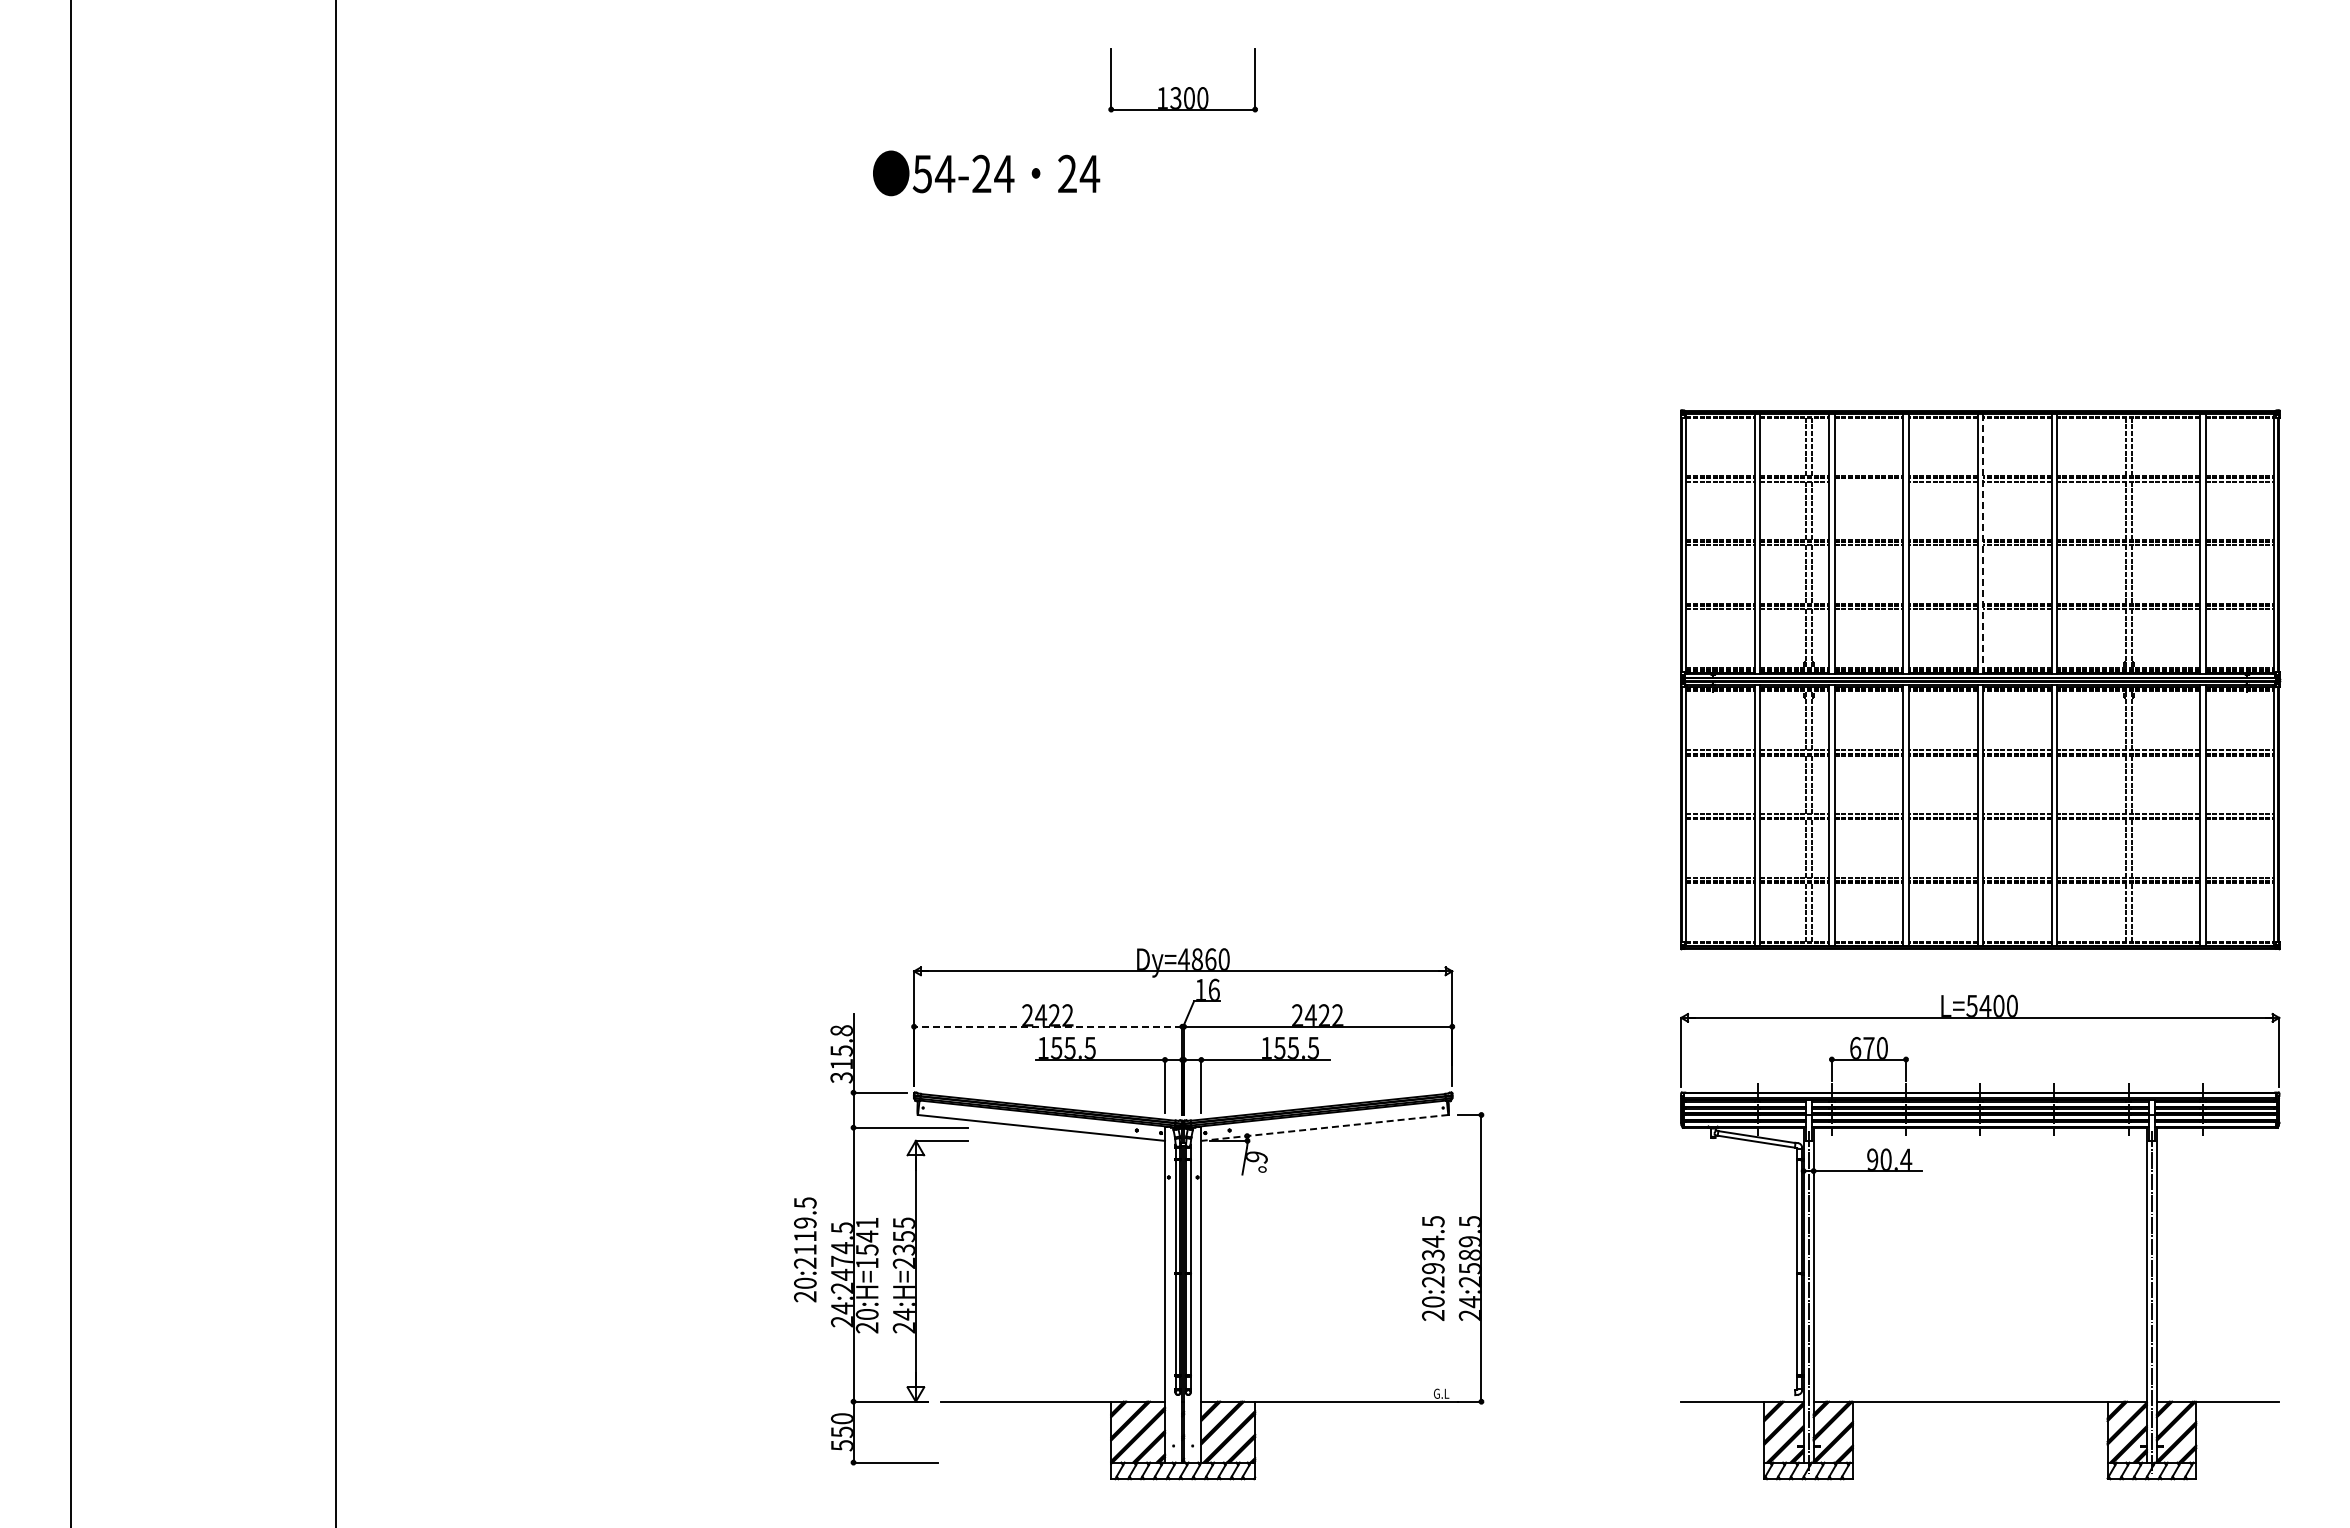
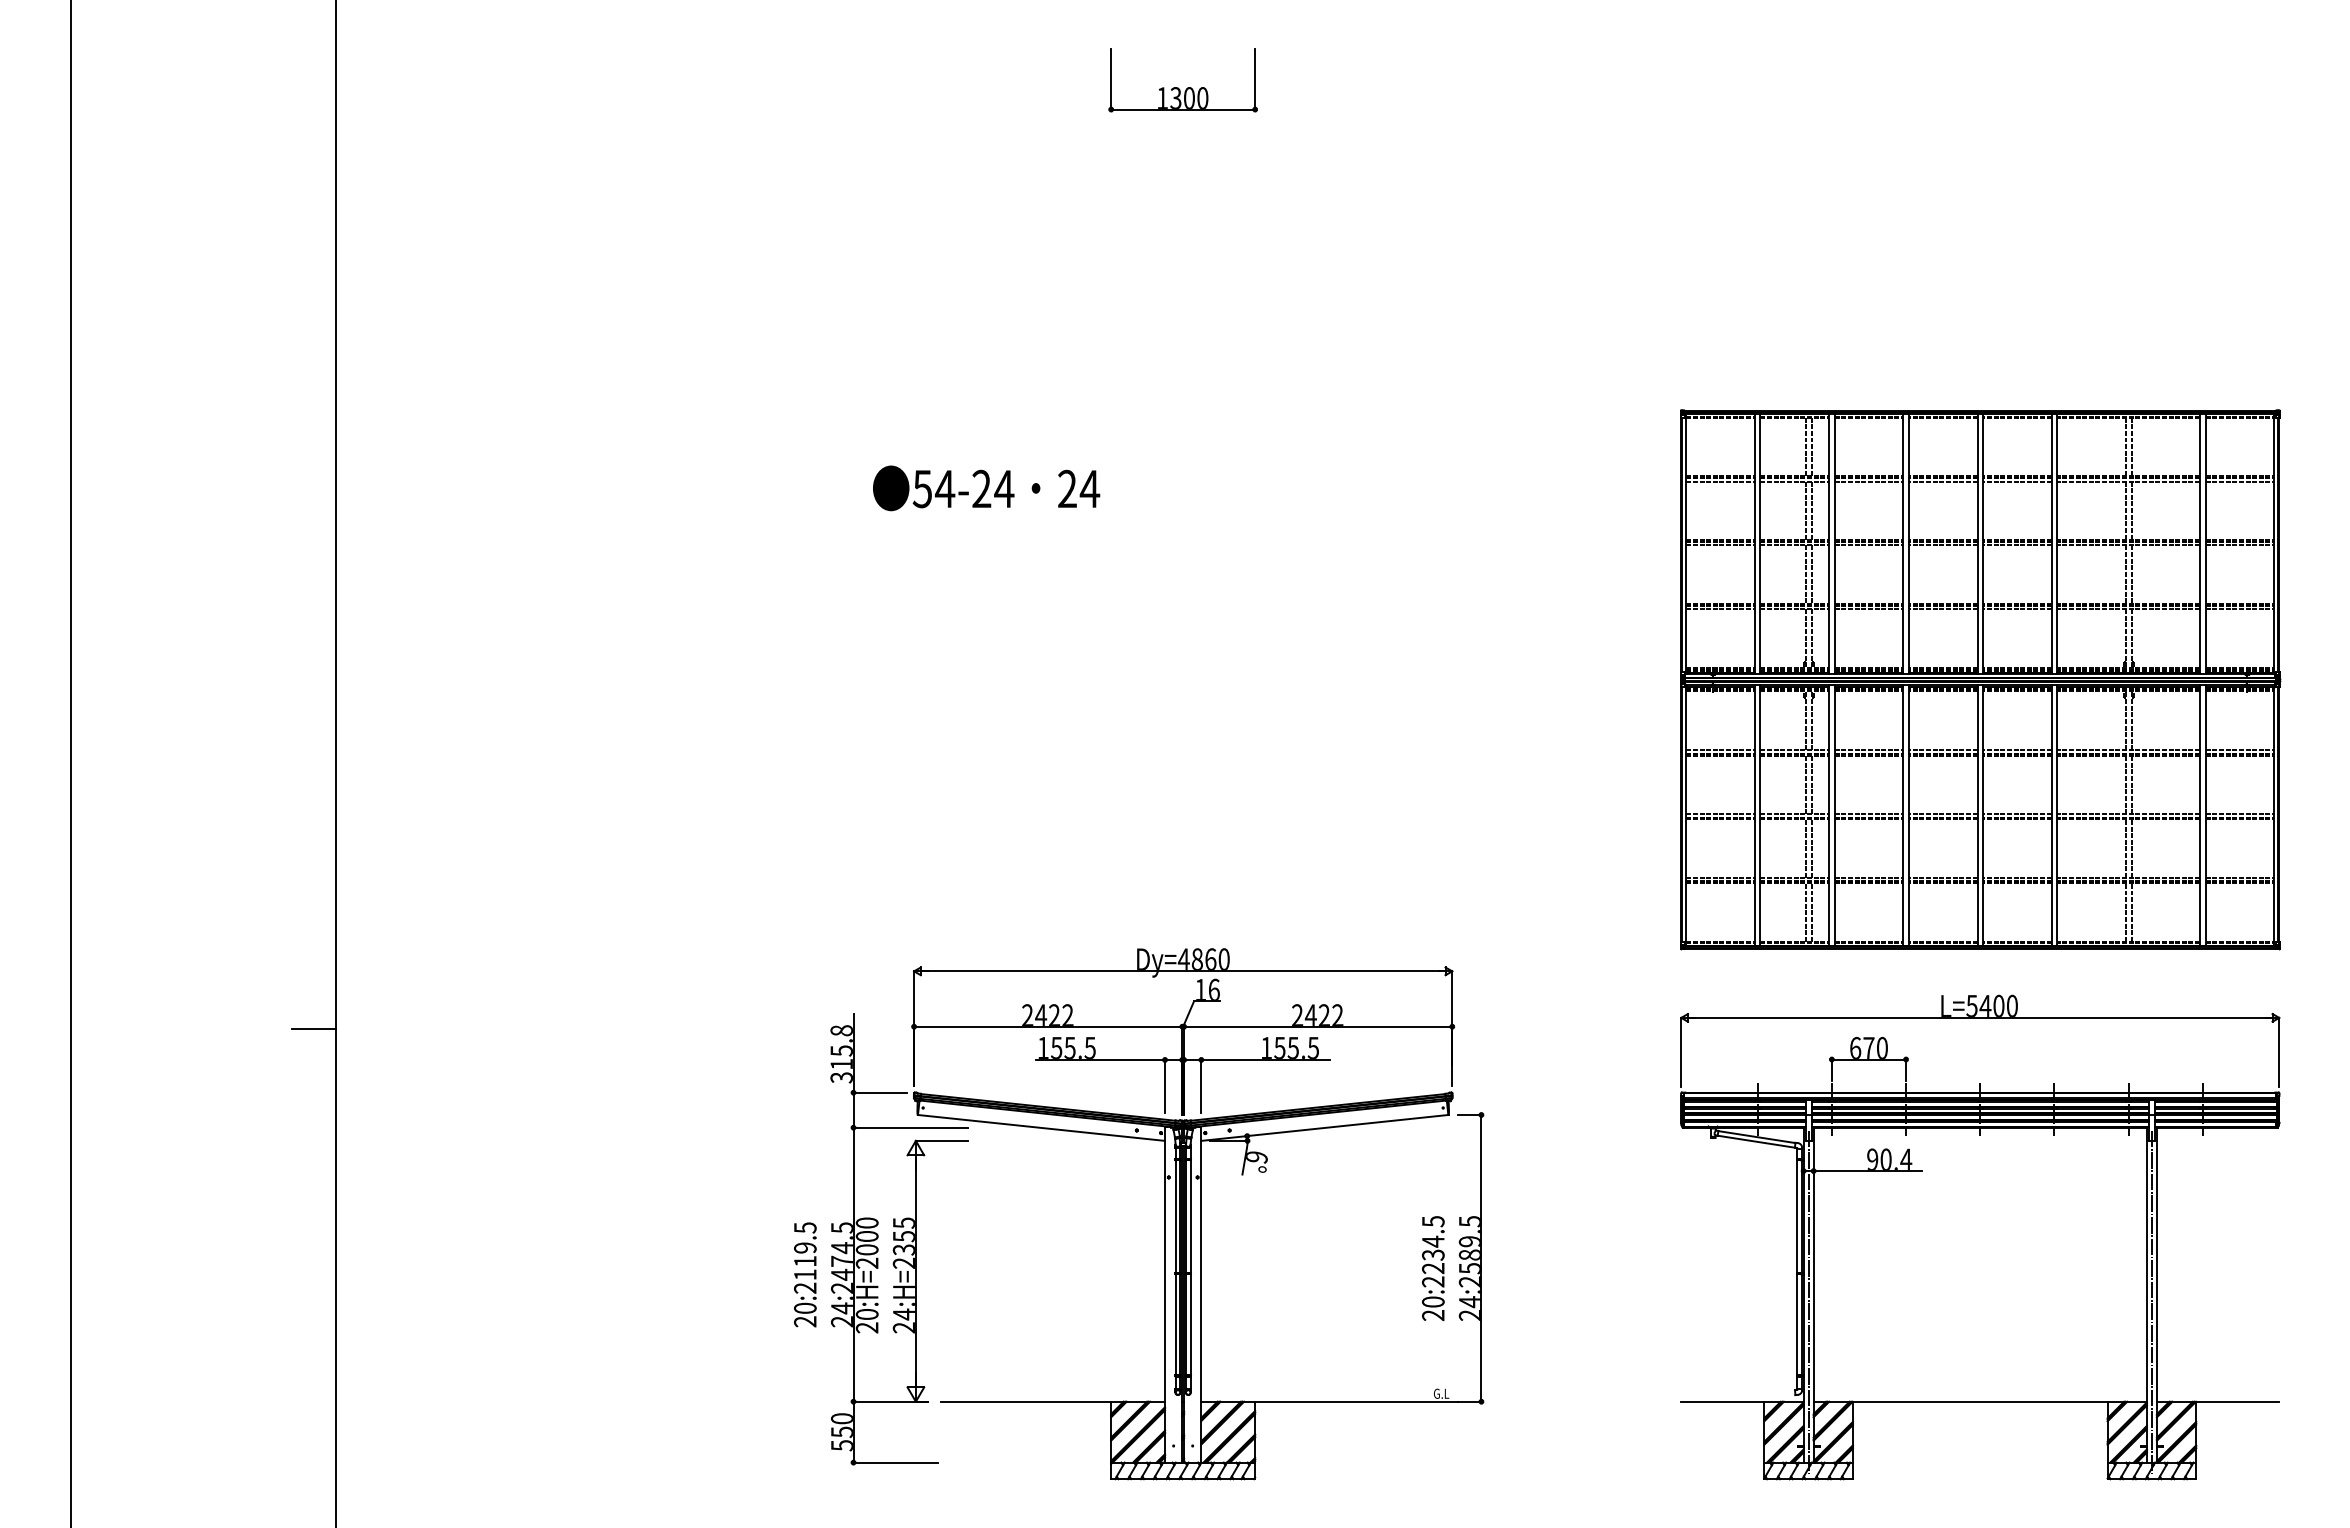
text position: (986, 173) -> (986, 488) (986, 488)
line: none -> present (1868, 481)
line: dashed -> solid (1983, 543)
line: dashed -> solid (1047, 1026)
line: none -> present (313, 1029)
line: dashed -> solid (1324, 1127)
text: 20:H=1541 -> 20:H=2000 (866, 1242)
text position: (805, 1249) -> (805, 1274) (805, 1274)
text: 20:2934.5 -> 20:2234.5 (1433, 1268)
